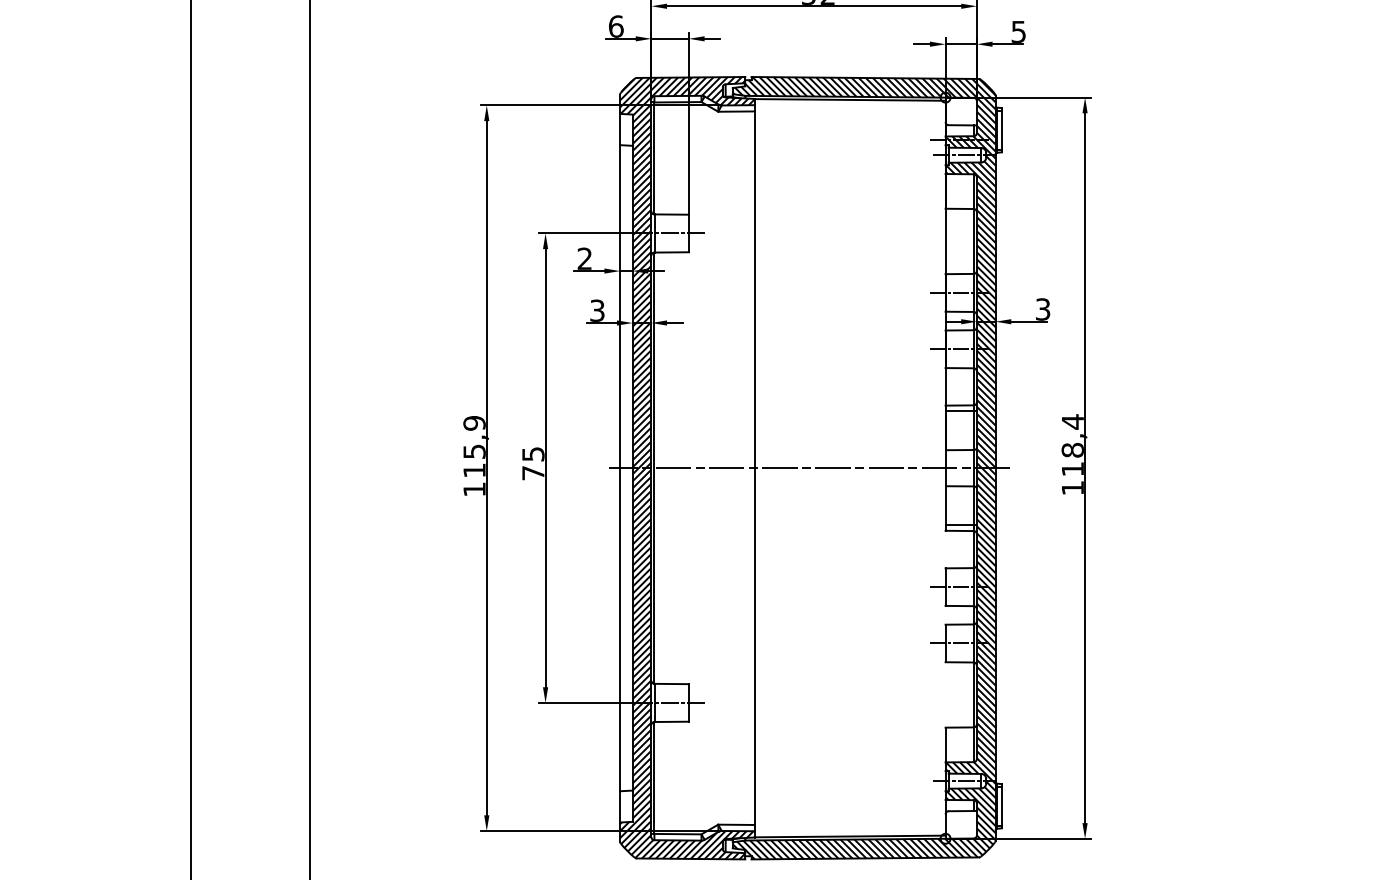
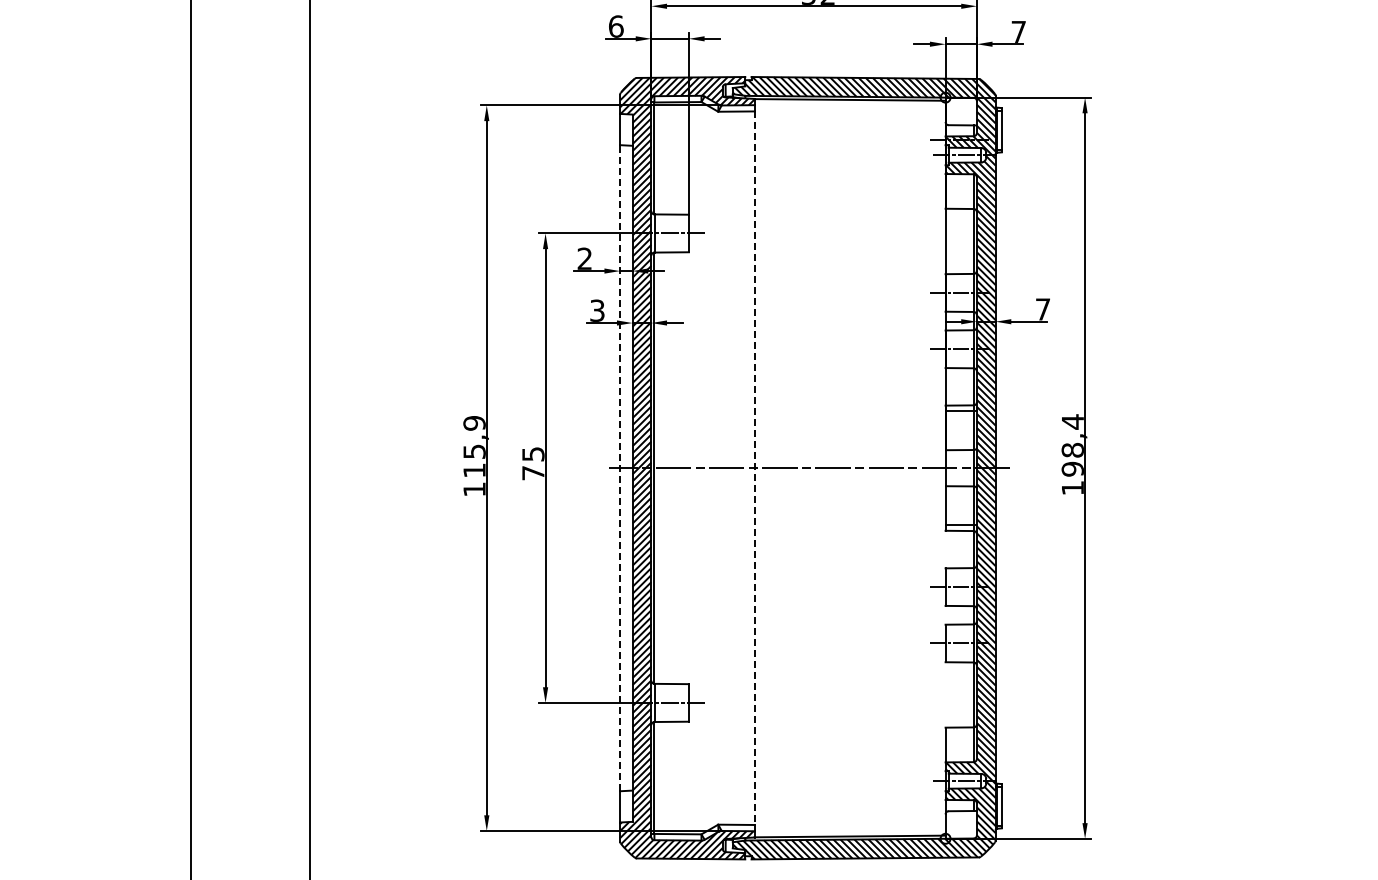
text: 5 -> 7 (1018, 31)
text: 3 -> 7 (1043, 309)
line: solid -> dashed (620, 467)
line: solid -> dashed (754, 468)
text: 118,4 -> 198,4 (1072, 468)
